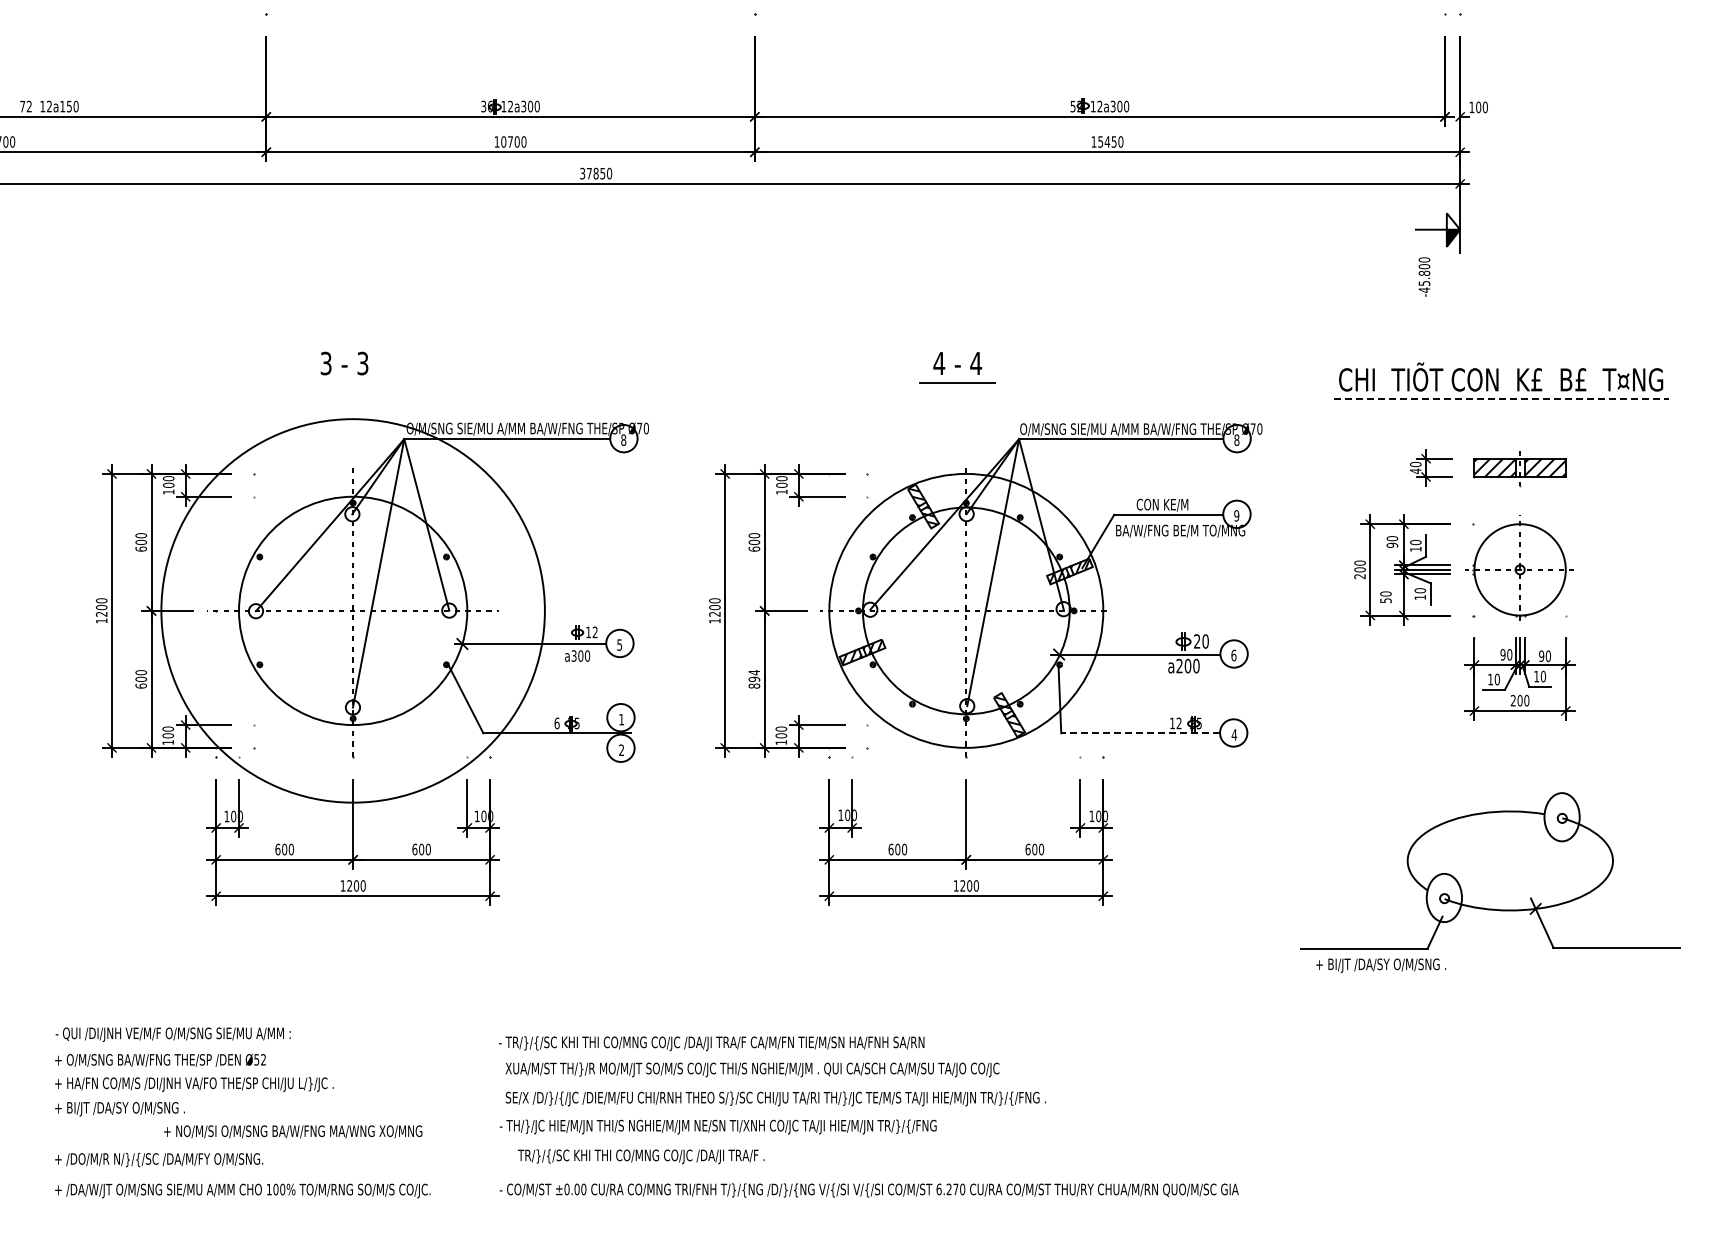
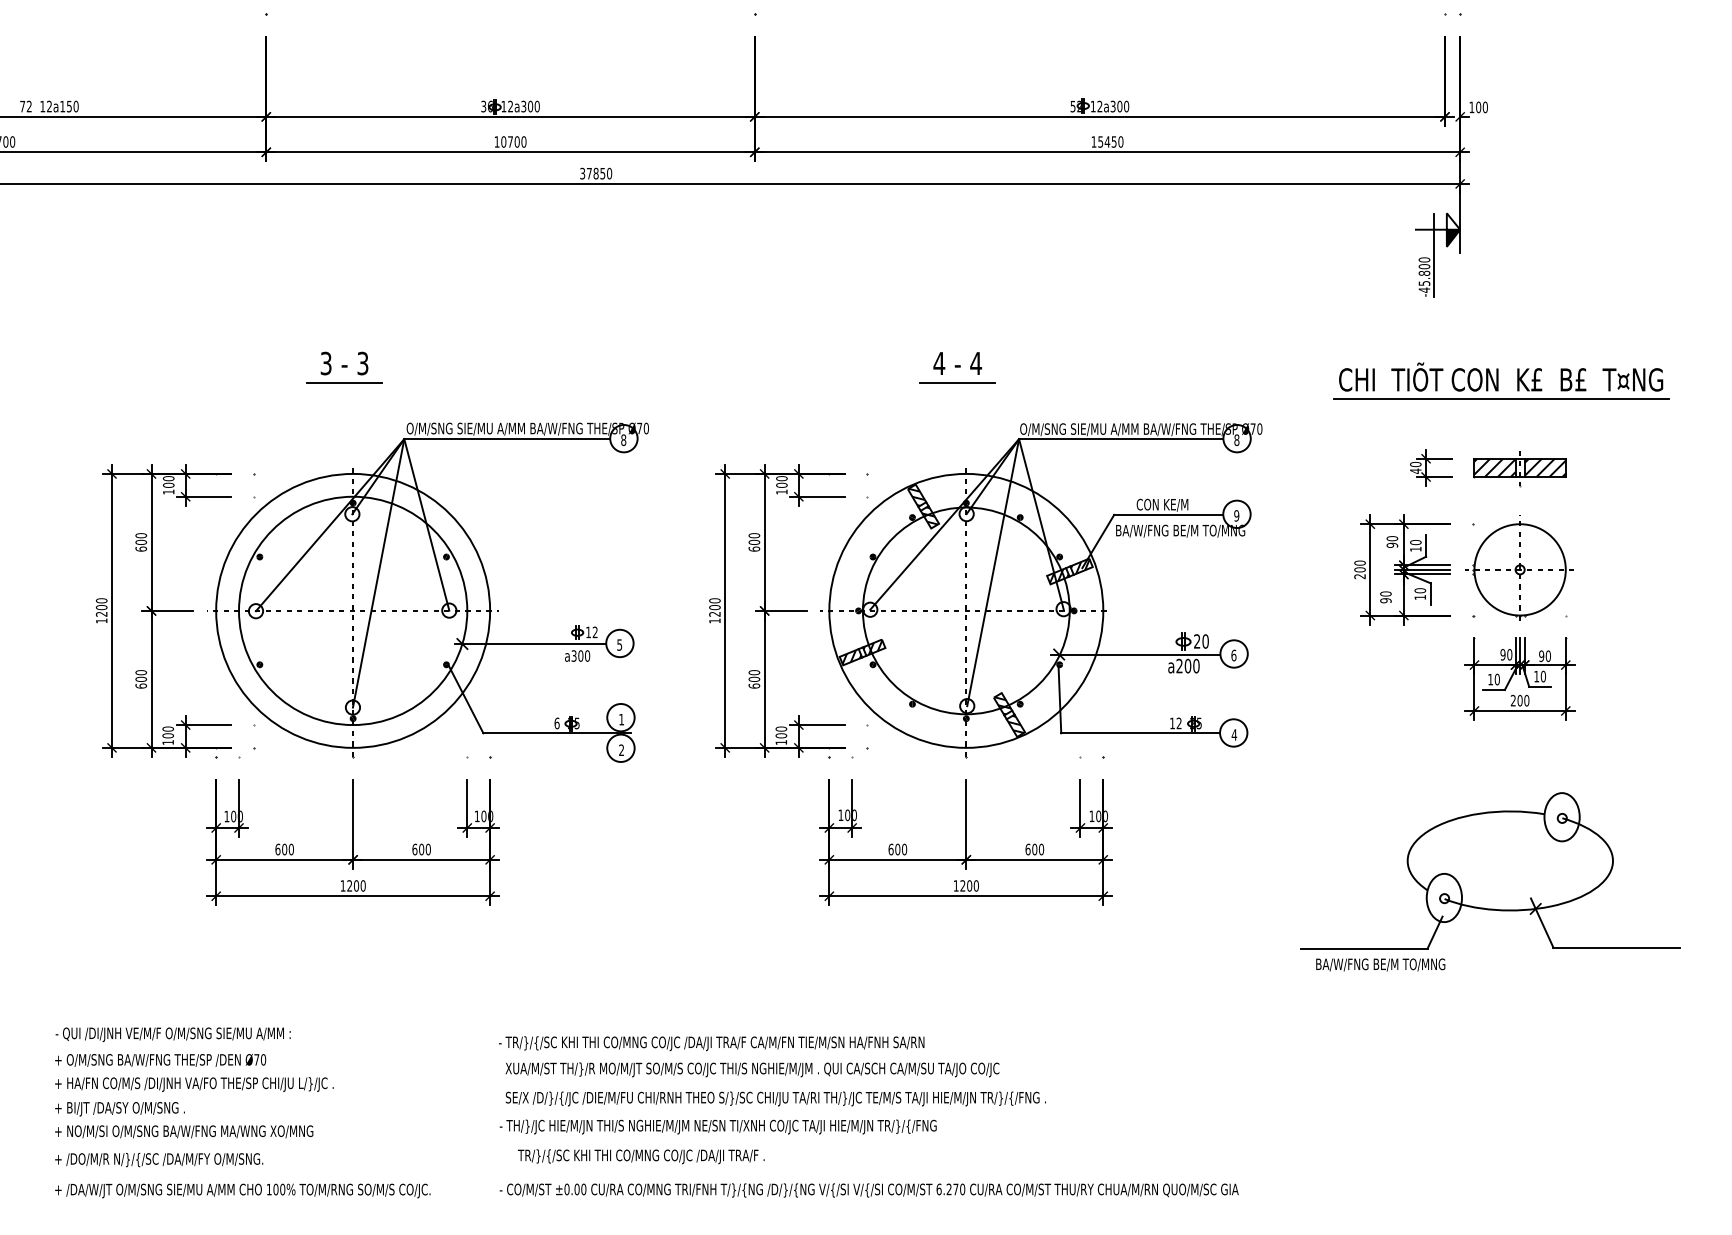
line: none -> present (1433, 254)
line: none -> present (344, 382)
line: dashed -> solid (1502, 398)
text: 50 -> 90 (1385, 600)
circle diameter: 384 px -> 274 px (353, 610)
text: 894 -> 600 (754, 679)
line: dashed -> solid (1140, 733)
text: + BI/JT /DA/SY O/M/SNG . -> BA/W/FNG BE/M TO/MNG (1381, 965)
text: Ø52 -> Ø70 (260, 1059)
text position: (293, 1131) -> (184, 1131) (184, 1131)
